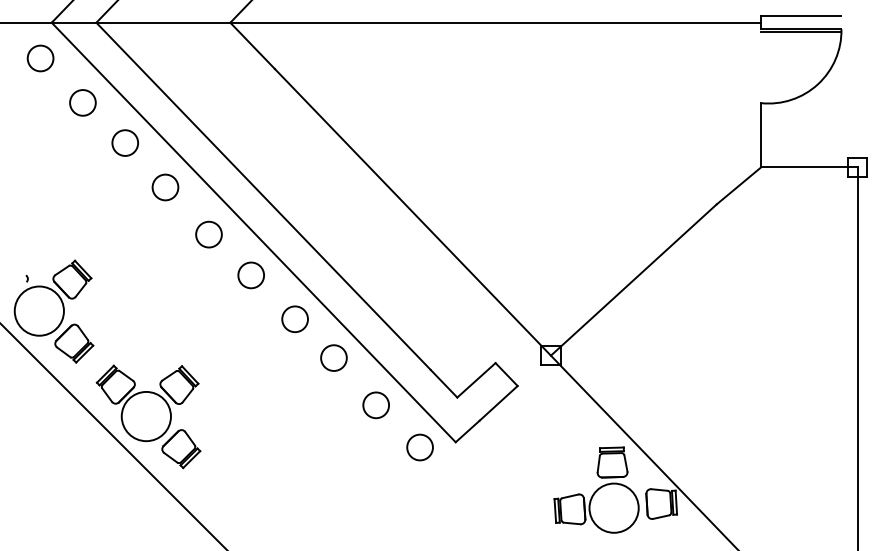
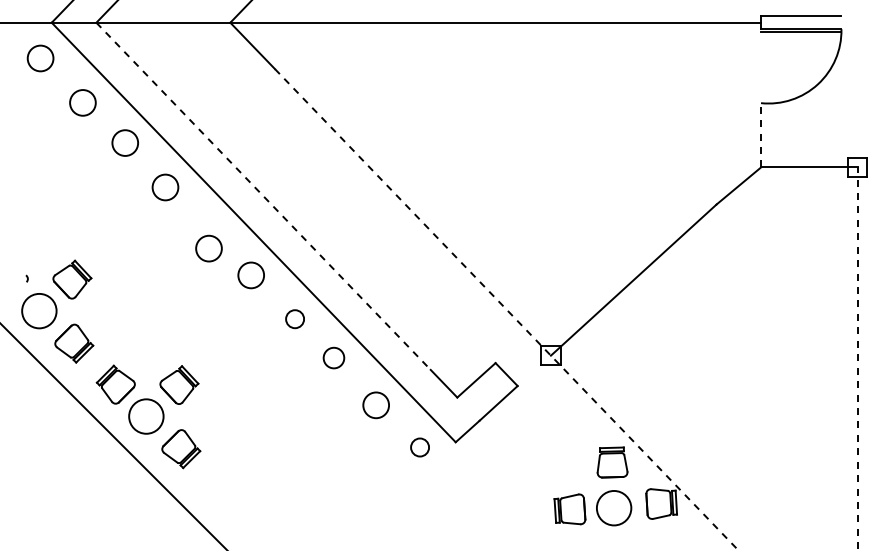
line: solid -> dashed (761, 134)
line: solid -> dashed (263, 196)
circle position: (208, 234) -> (208, 248) (208, 248)
circle diameter: 49 px -> 34 px (39, 310)
line: solid -> dashed (507, 310)
circle size: 28x28 px -> 20x21 px (294, 319)
circle size: 28x28 px -> 24x24 px (333, 357)
line: solid -> dashed (857, 358)
circle diameter: 49 px -> 34 px (146, 416)
circle size: 28x29 px -> 20x21 px (419, 447)
circle diameter: 49 px -> 34 px (613, 507)
